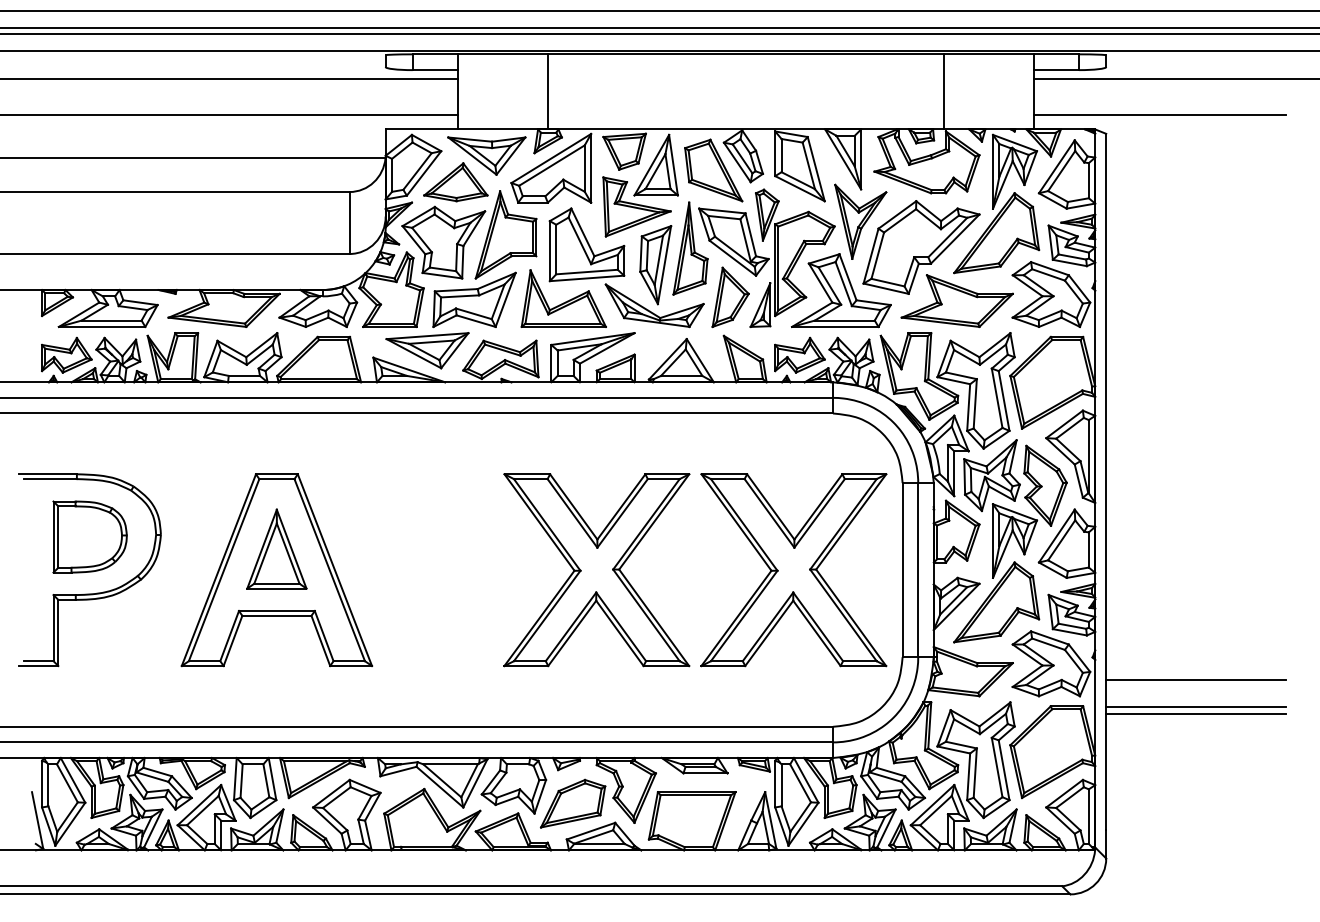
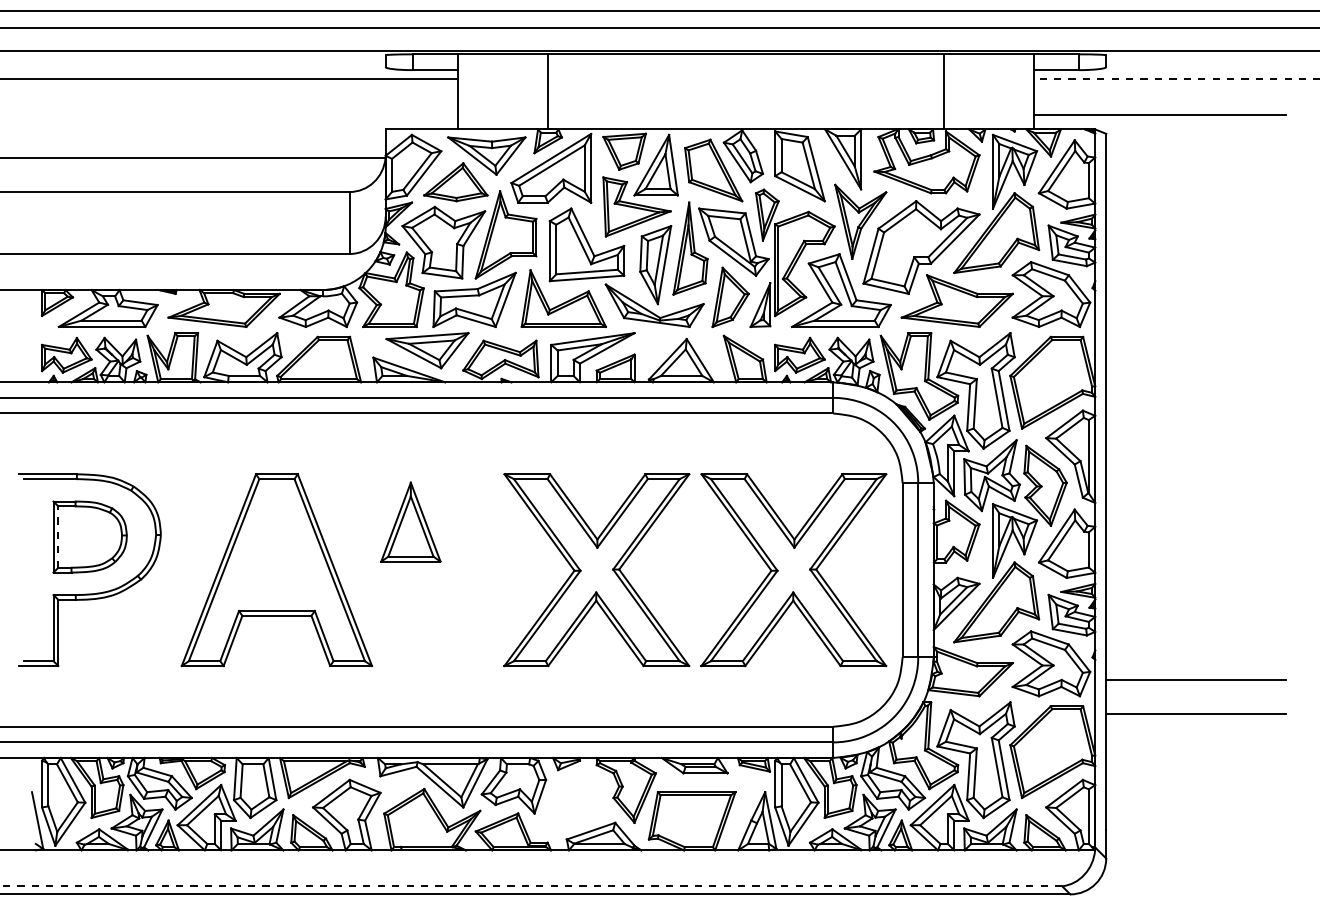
line: present -> none (659, 34)
line: solid -> dashed (1176, 79)
line: present -> none (229, 115)
line: solid -> dashed (58, 537)
part position: (276, 548) -> (410, 521) (410, 521)
line: present -> none (1196, 706)
part: present -> none (572, 803)
line: solid -> dashed (531, 886)
